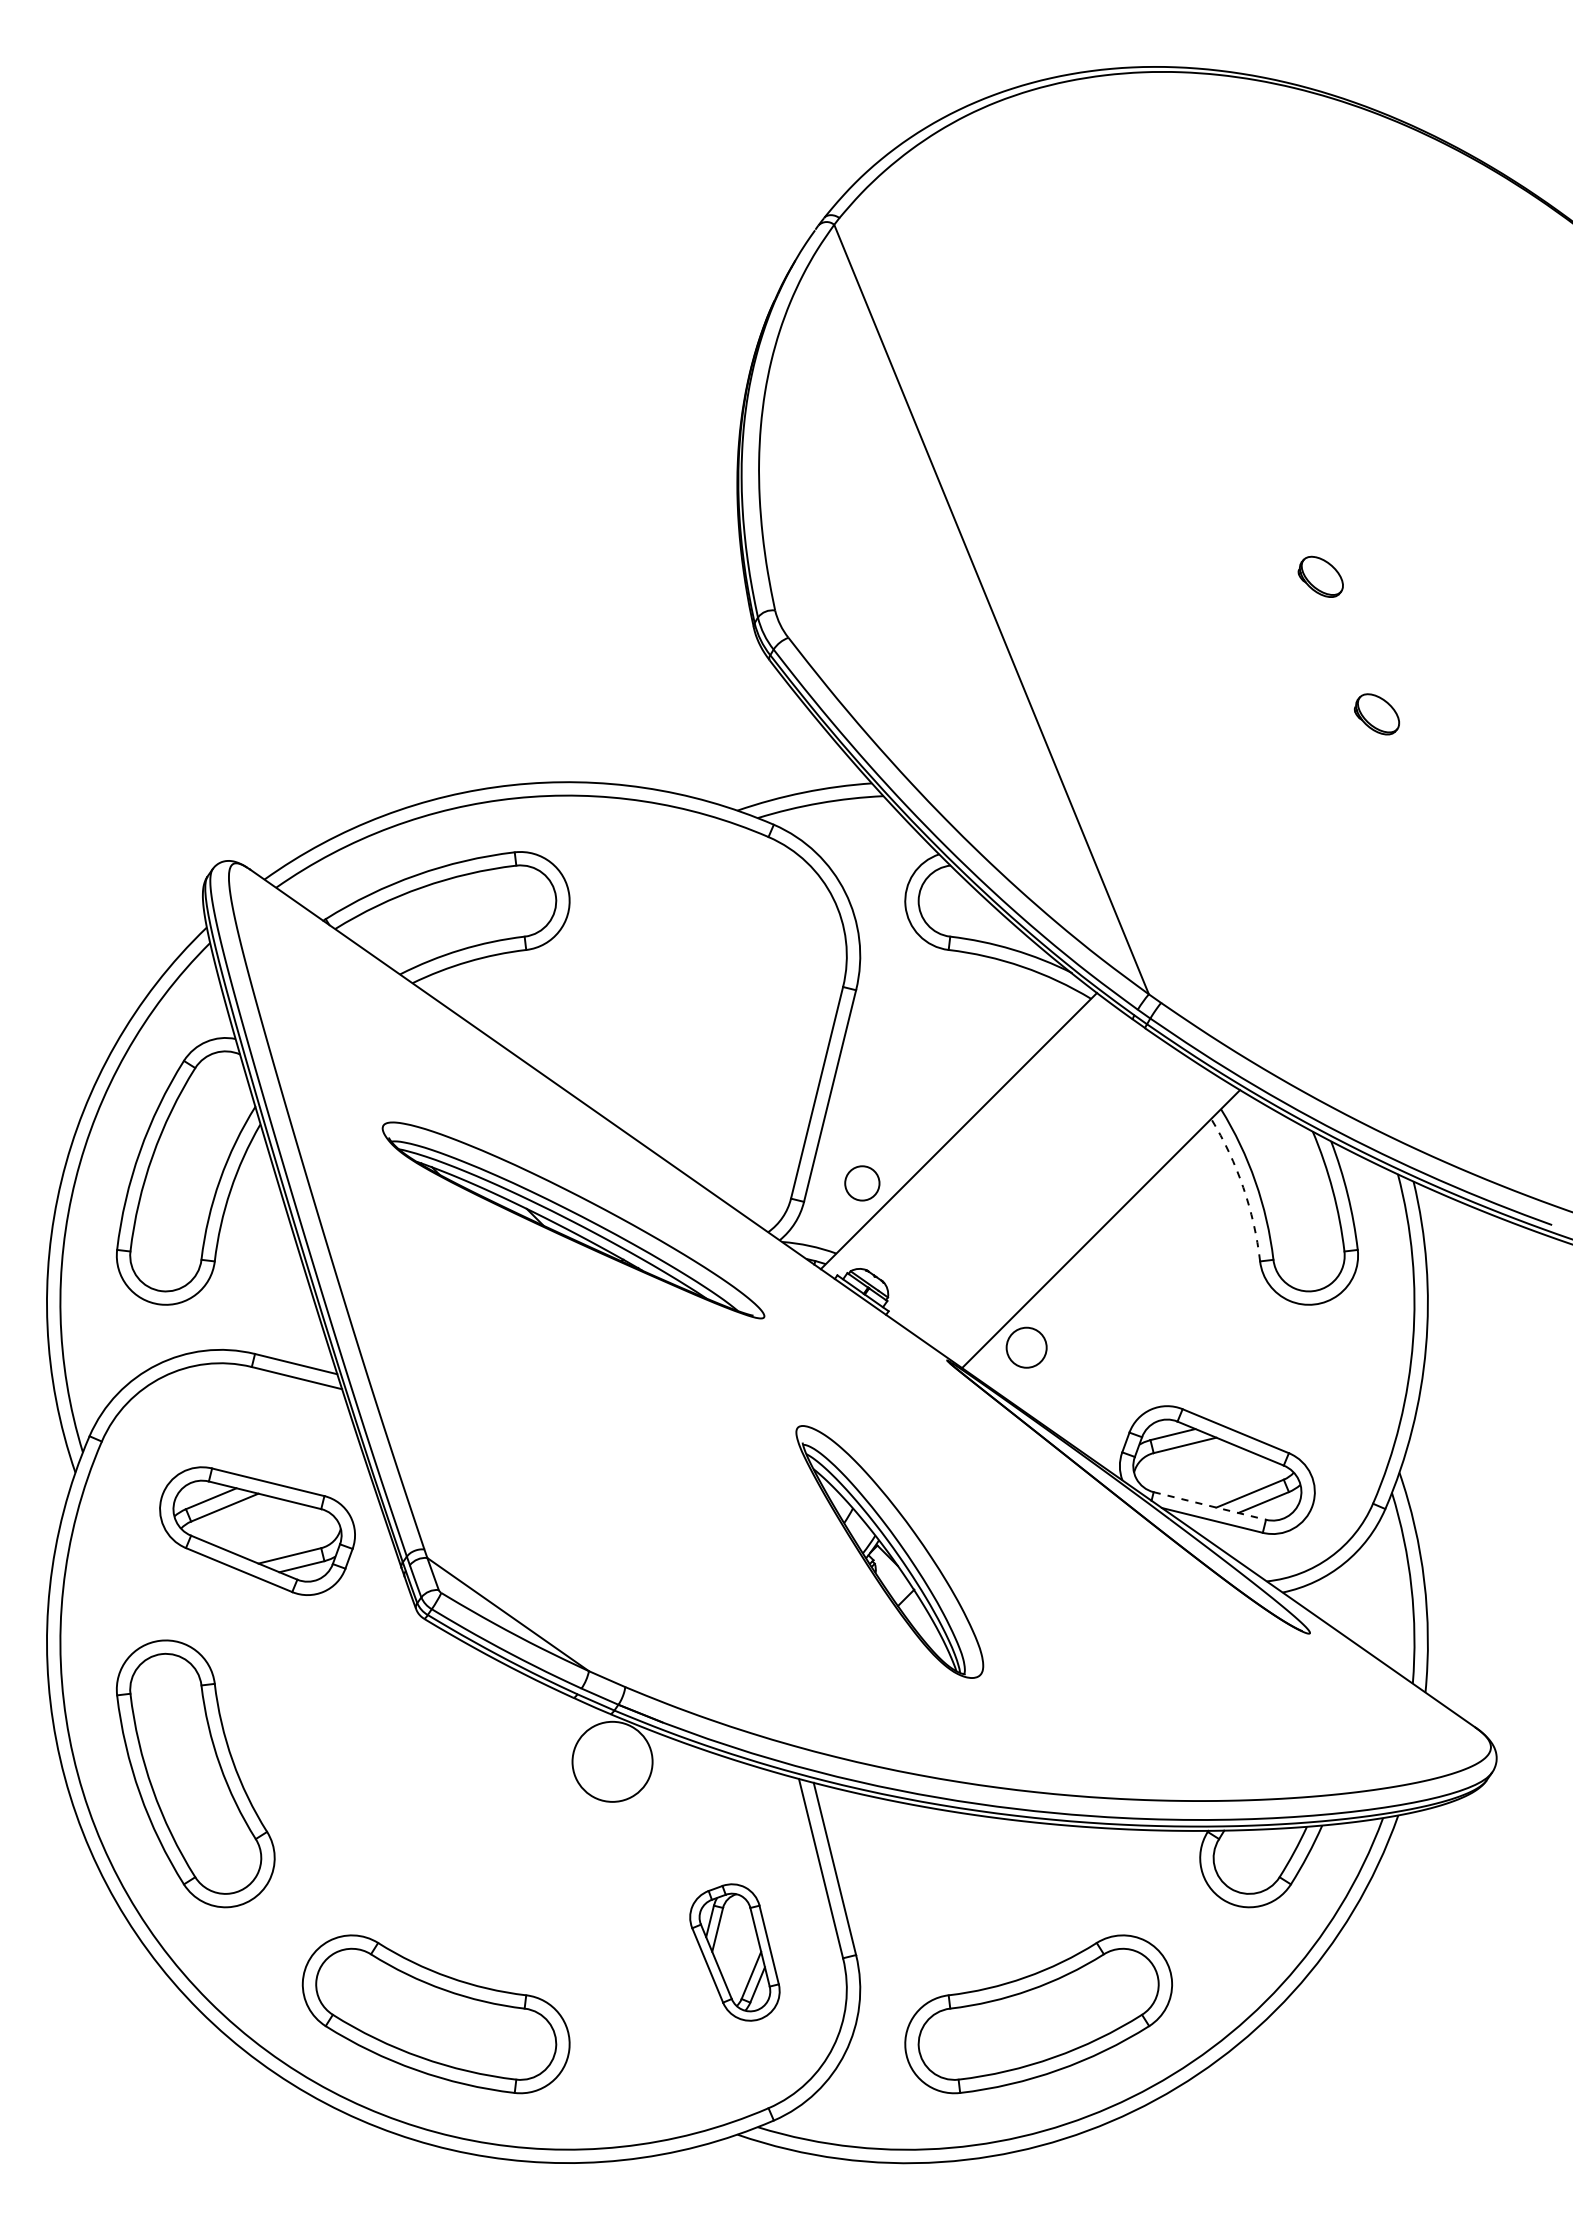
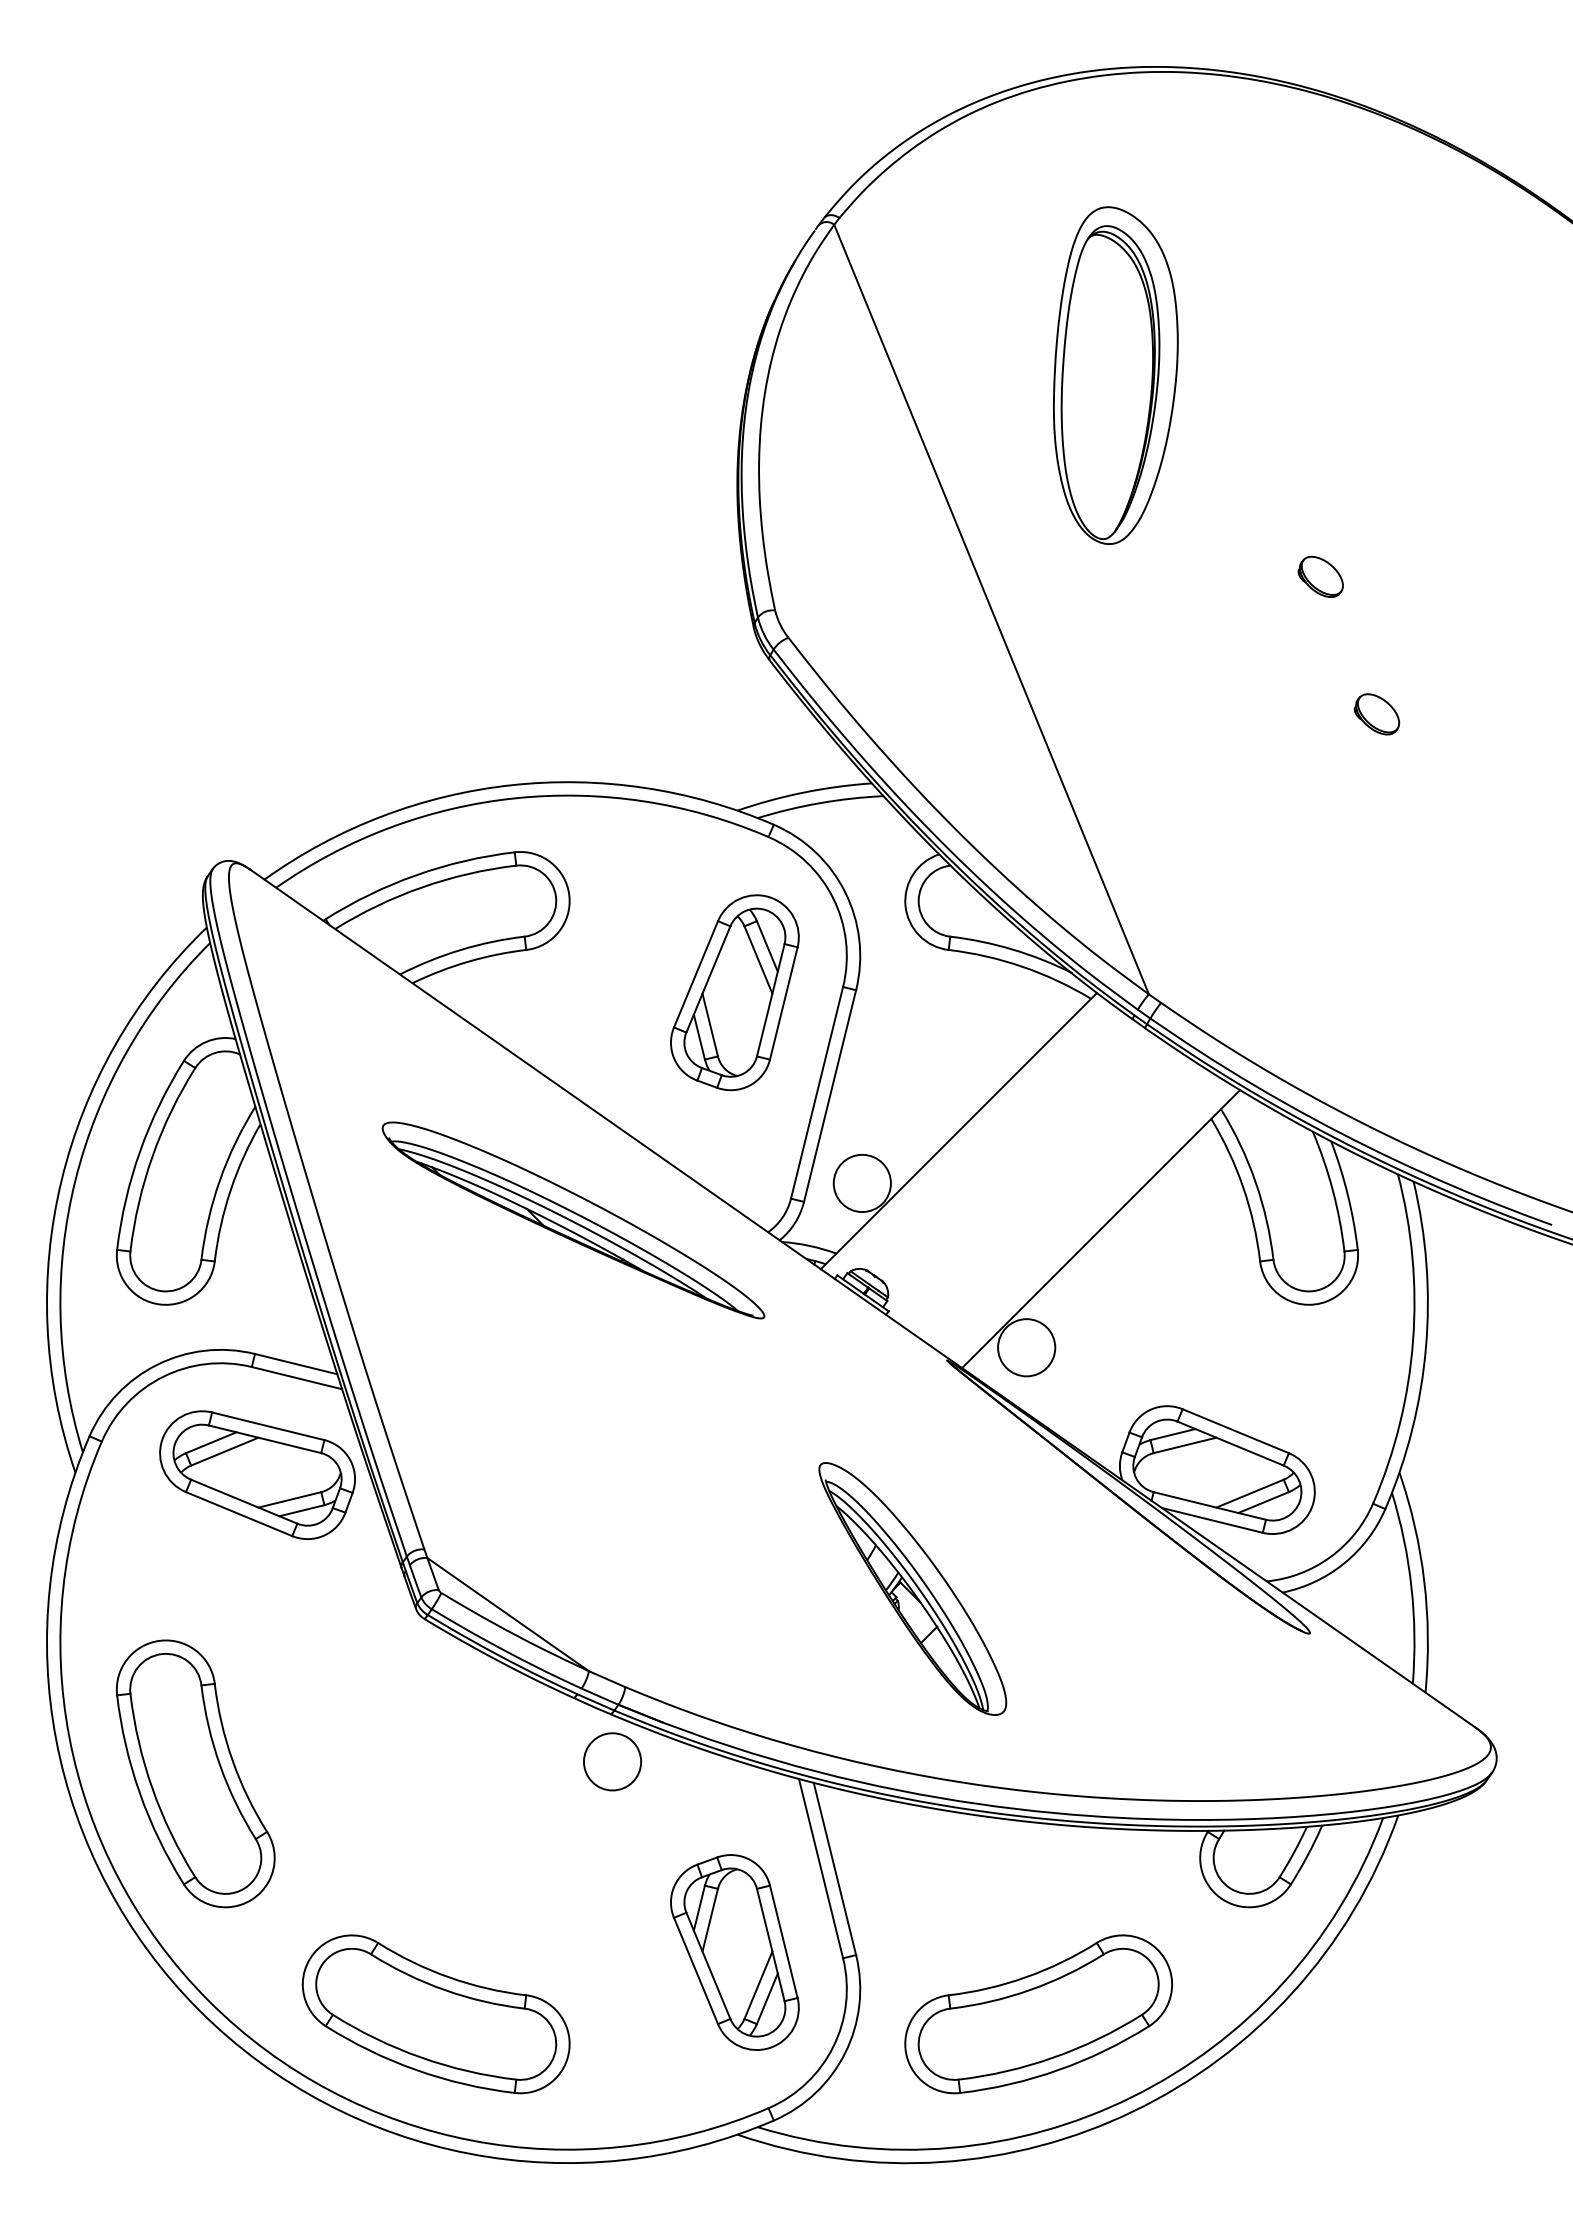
part: none -> present (1115, 375)
part: none -> present (734, 992)
circle diameter: 34 px -> 57 px (861, 1183)
arc: dashed -> solid (1243, 1187)
circle diameter: 40 px -> 57 px (1026, 1347)
line: dashed -> solid (1209, 1505)
part position: (257, 1530) -> (257, 1474) (257, 1474)
part position: (889, 1551) -> (912, 1588) (912, 1588)
circle diameter: 80 px -> 57 px (612, 1761)
part size: 92x139 px -> 130x197 px (734, 1952)
